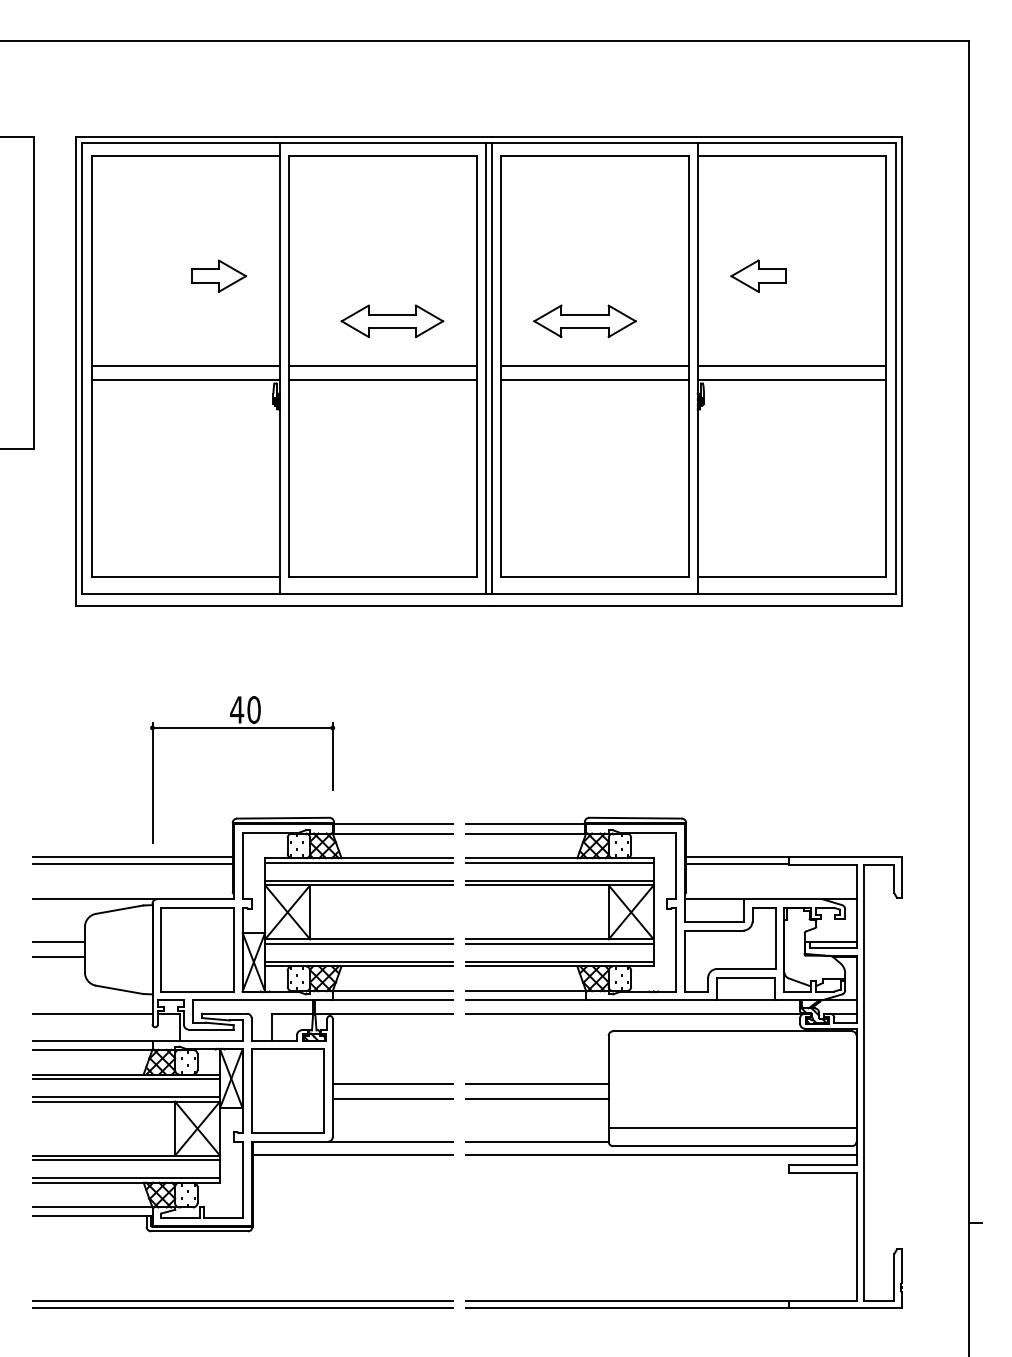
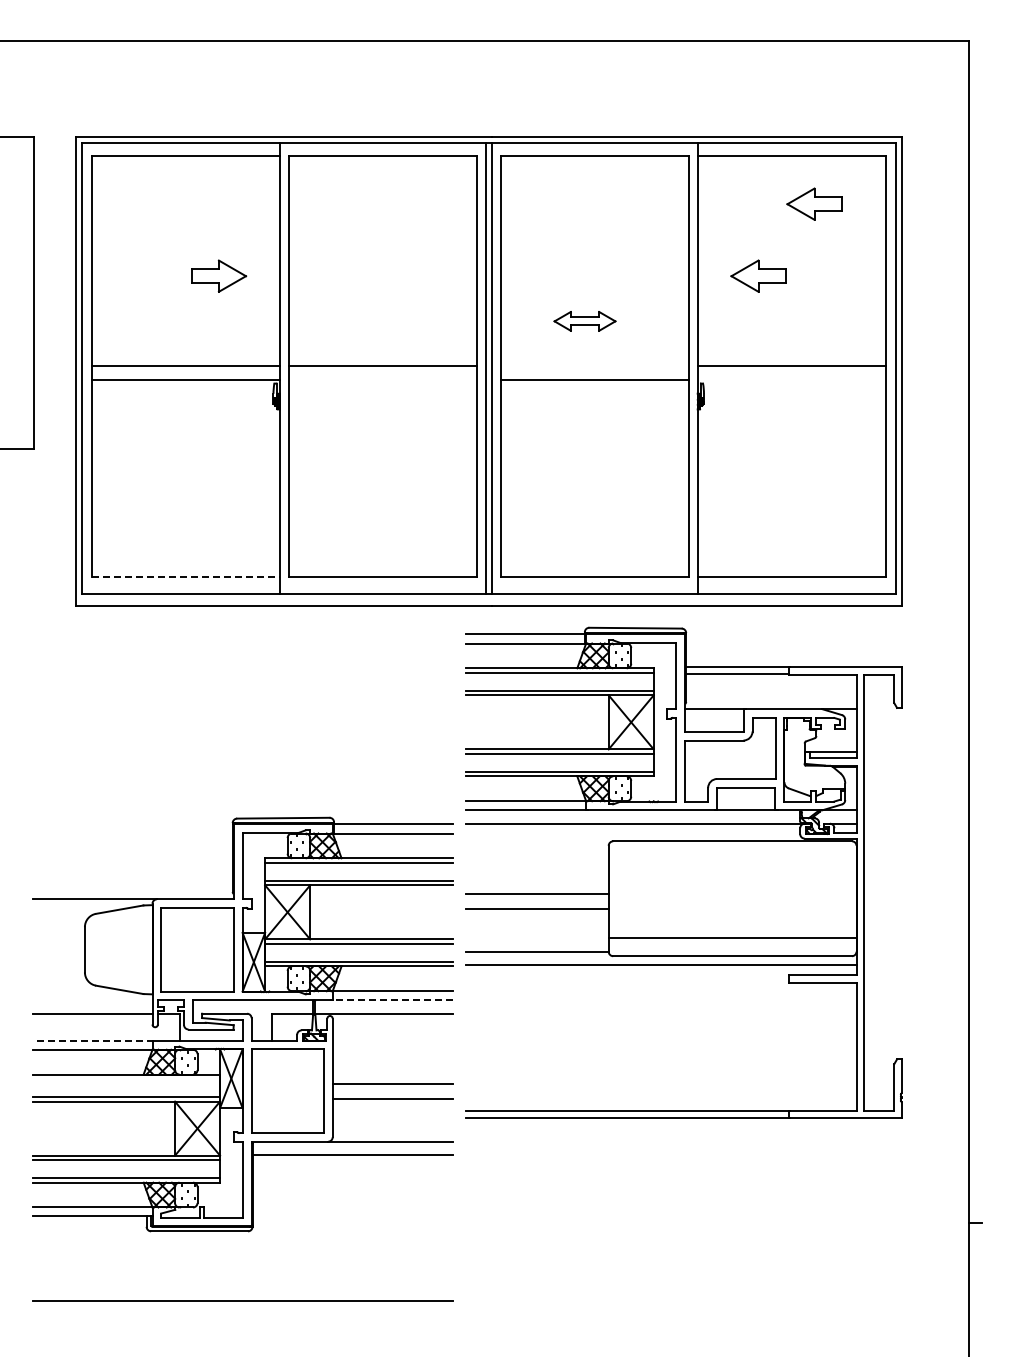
part: none -> present (814, 203)
part: present -> none (392, 320)
part size: 104x35 px -> 64x21 px (584, 321)
line: present -> none (594, 366)
line: present -> none (382, 379)
line: present -> none (791, 379)
line: solid -> dashed (186, 577)
part: present -> none (242, 728)
line: present -> none (132, 857)
line: present -> none (132, 863)
line: present -> none (58, 942)
line: present -> none (58, 957)
line: solid -> dashed (391, 1000)
line: solid -> dashed (93, 1040)
part position: (683, 1062) -> (683, 872) (683, 872)
line: present -> none (126, 1079)
line: present -> none (242, 1307)
